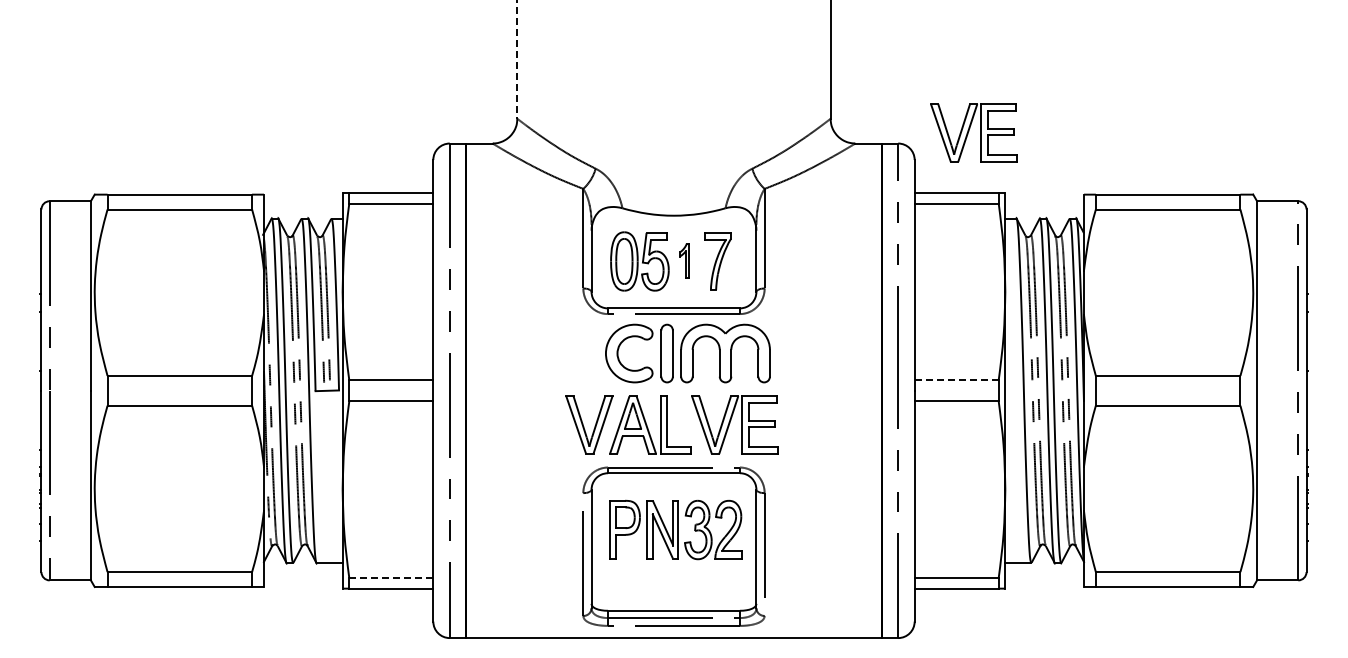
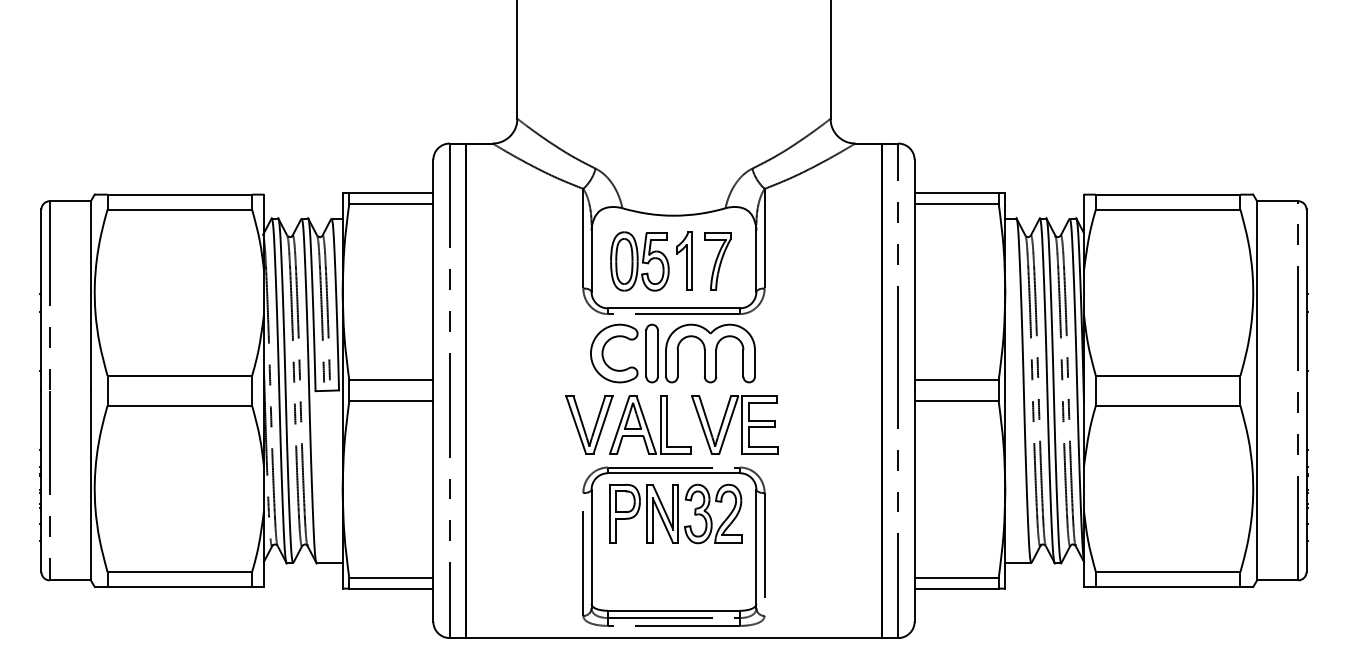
line: dashed -> solid (517, 59)
part: present -> none (973, 132)
part size: 11x36 px -> 17x60 px (684, 260)
part position: (687, 353) -> (672, 353) (672, 353)
line: dashed -> solid (956, 380)
part position: (675, 529) -> (675, 513) (675, 513)
line: dashed -> solid (390, 578)
